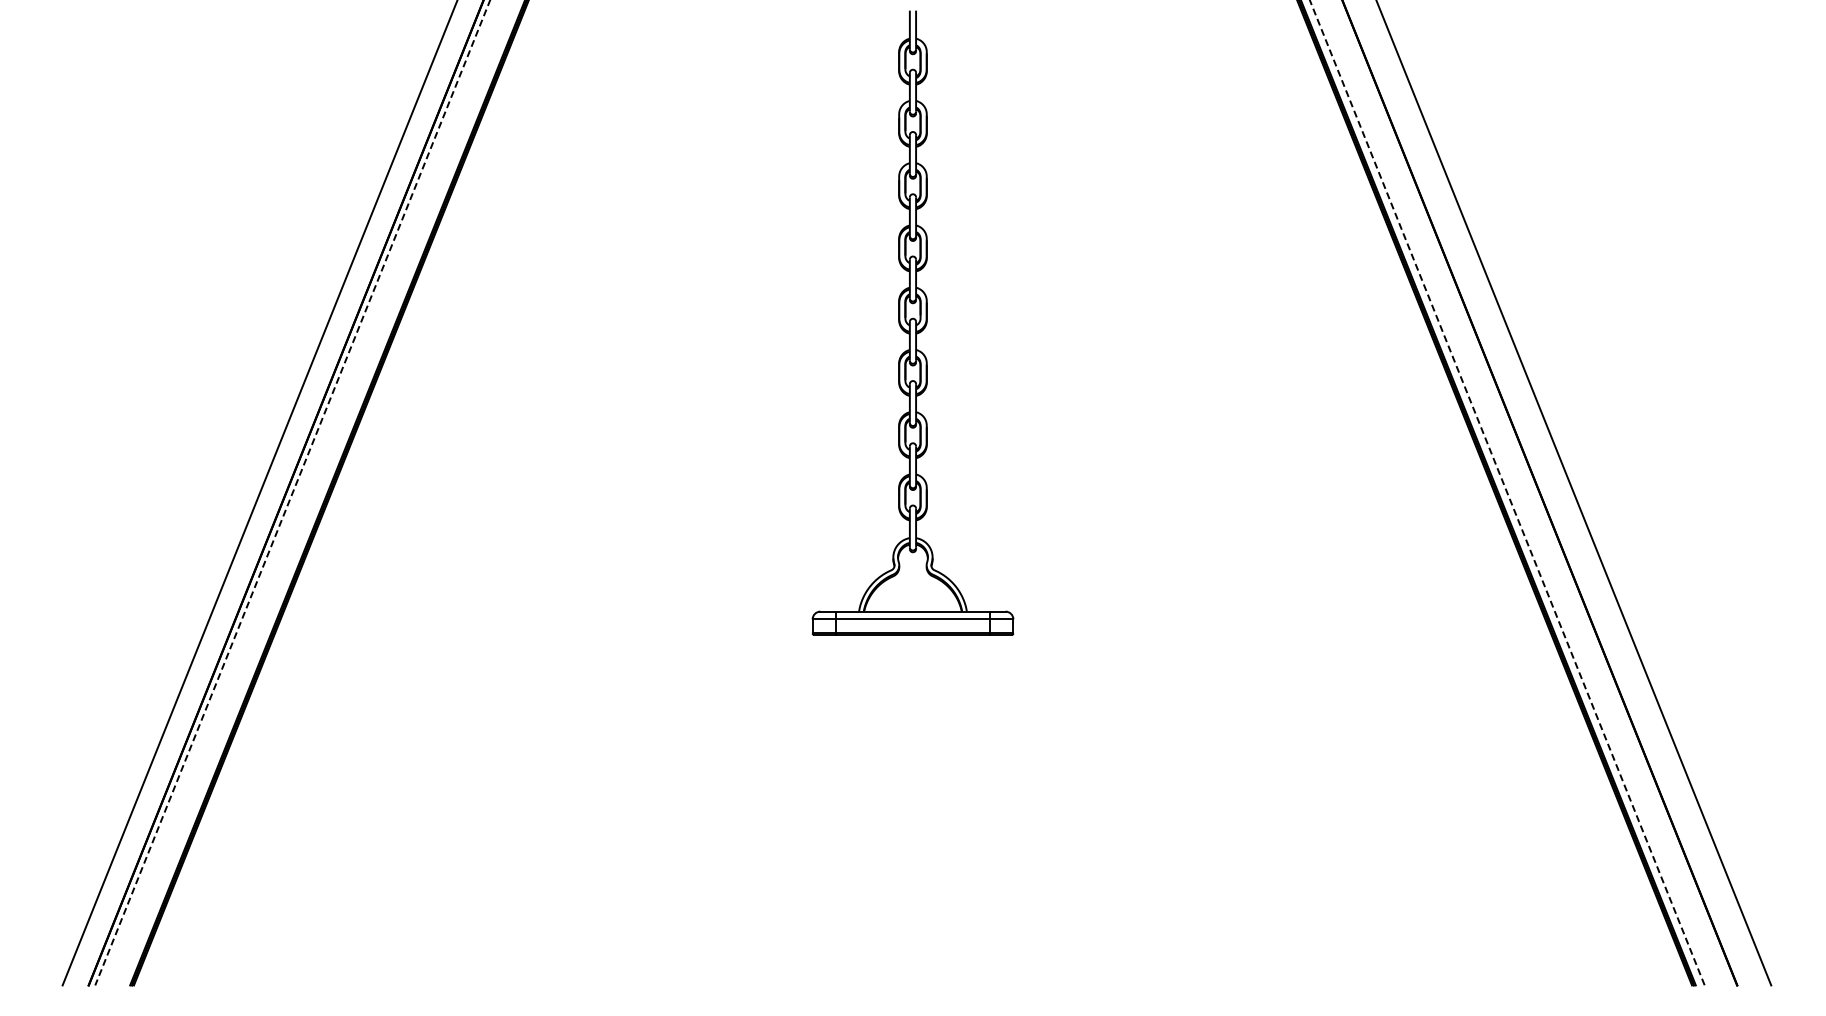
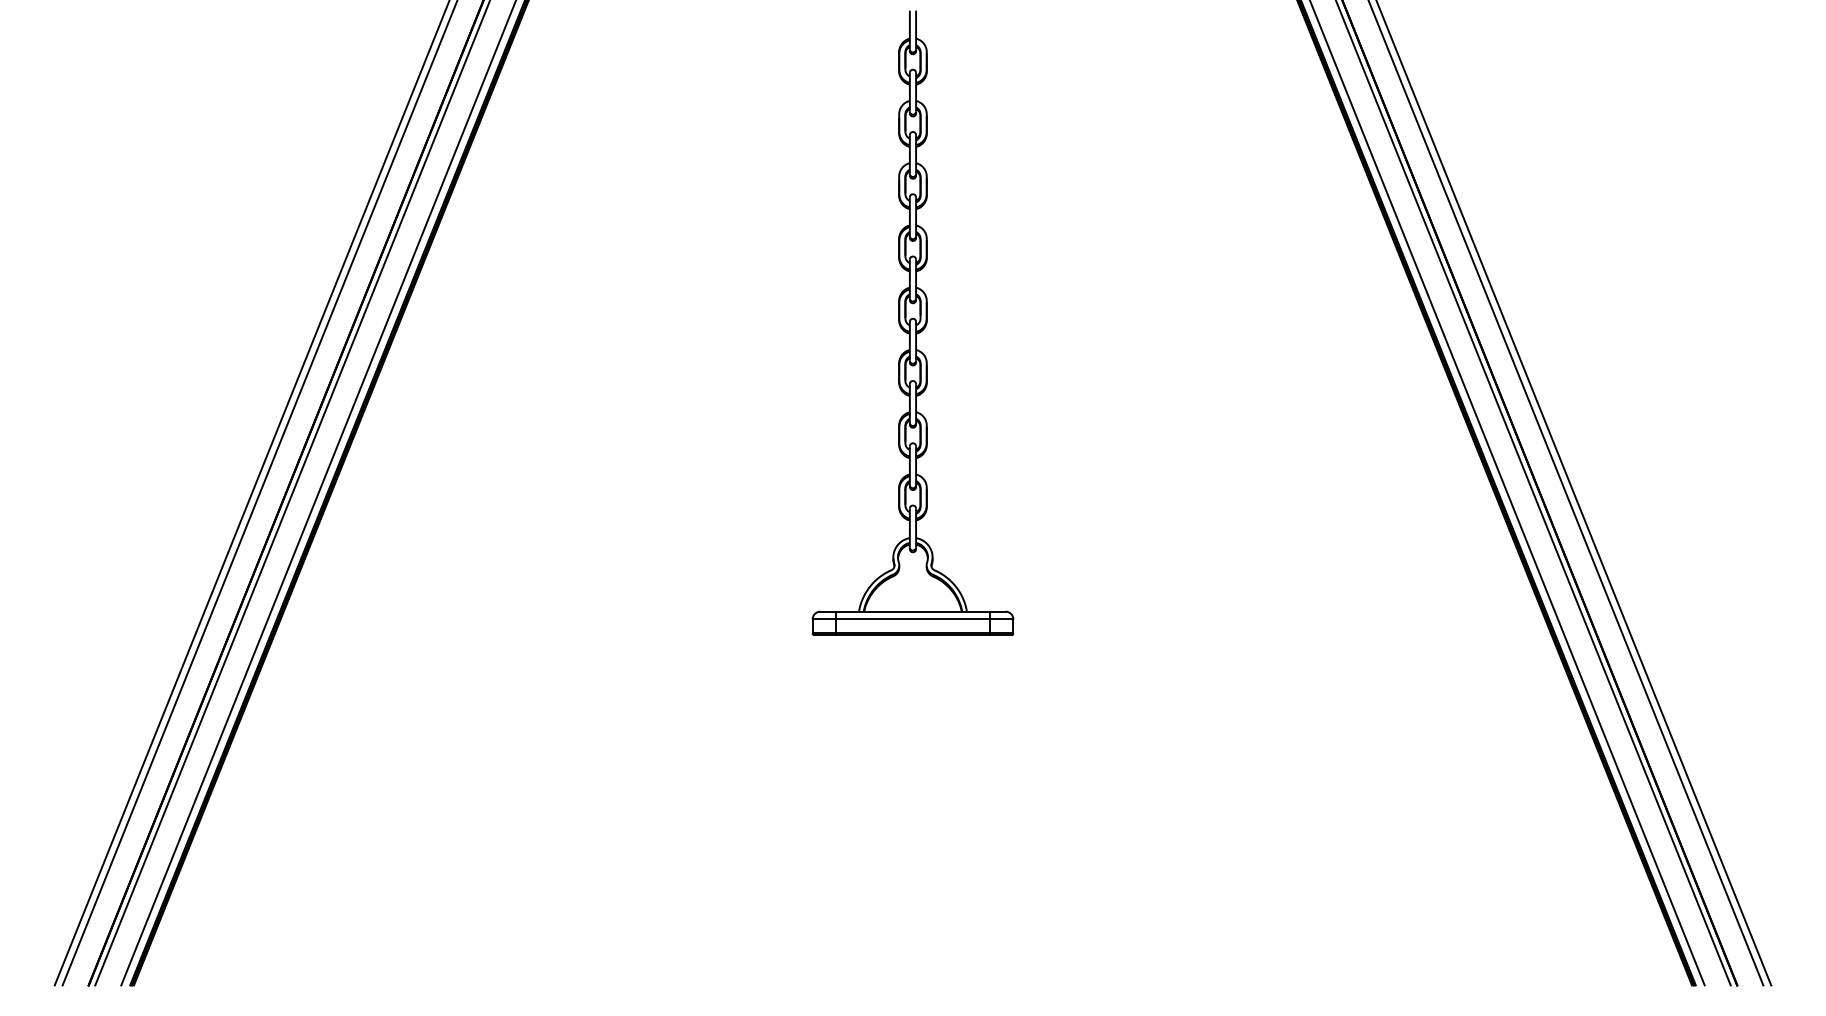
line: dashed -> solid (292, 492)
line: dashed -> solid (1507, 492)
line: none -> present (251, 493)
line: none -> present (318, 493)
line: none -> present (1533, 493)
line: none -> present (1566, 493)
